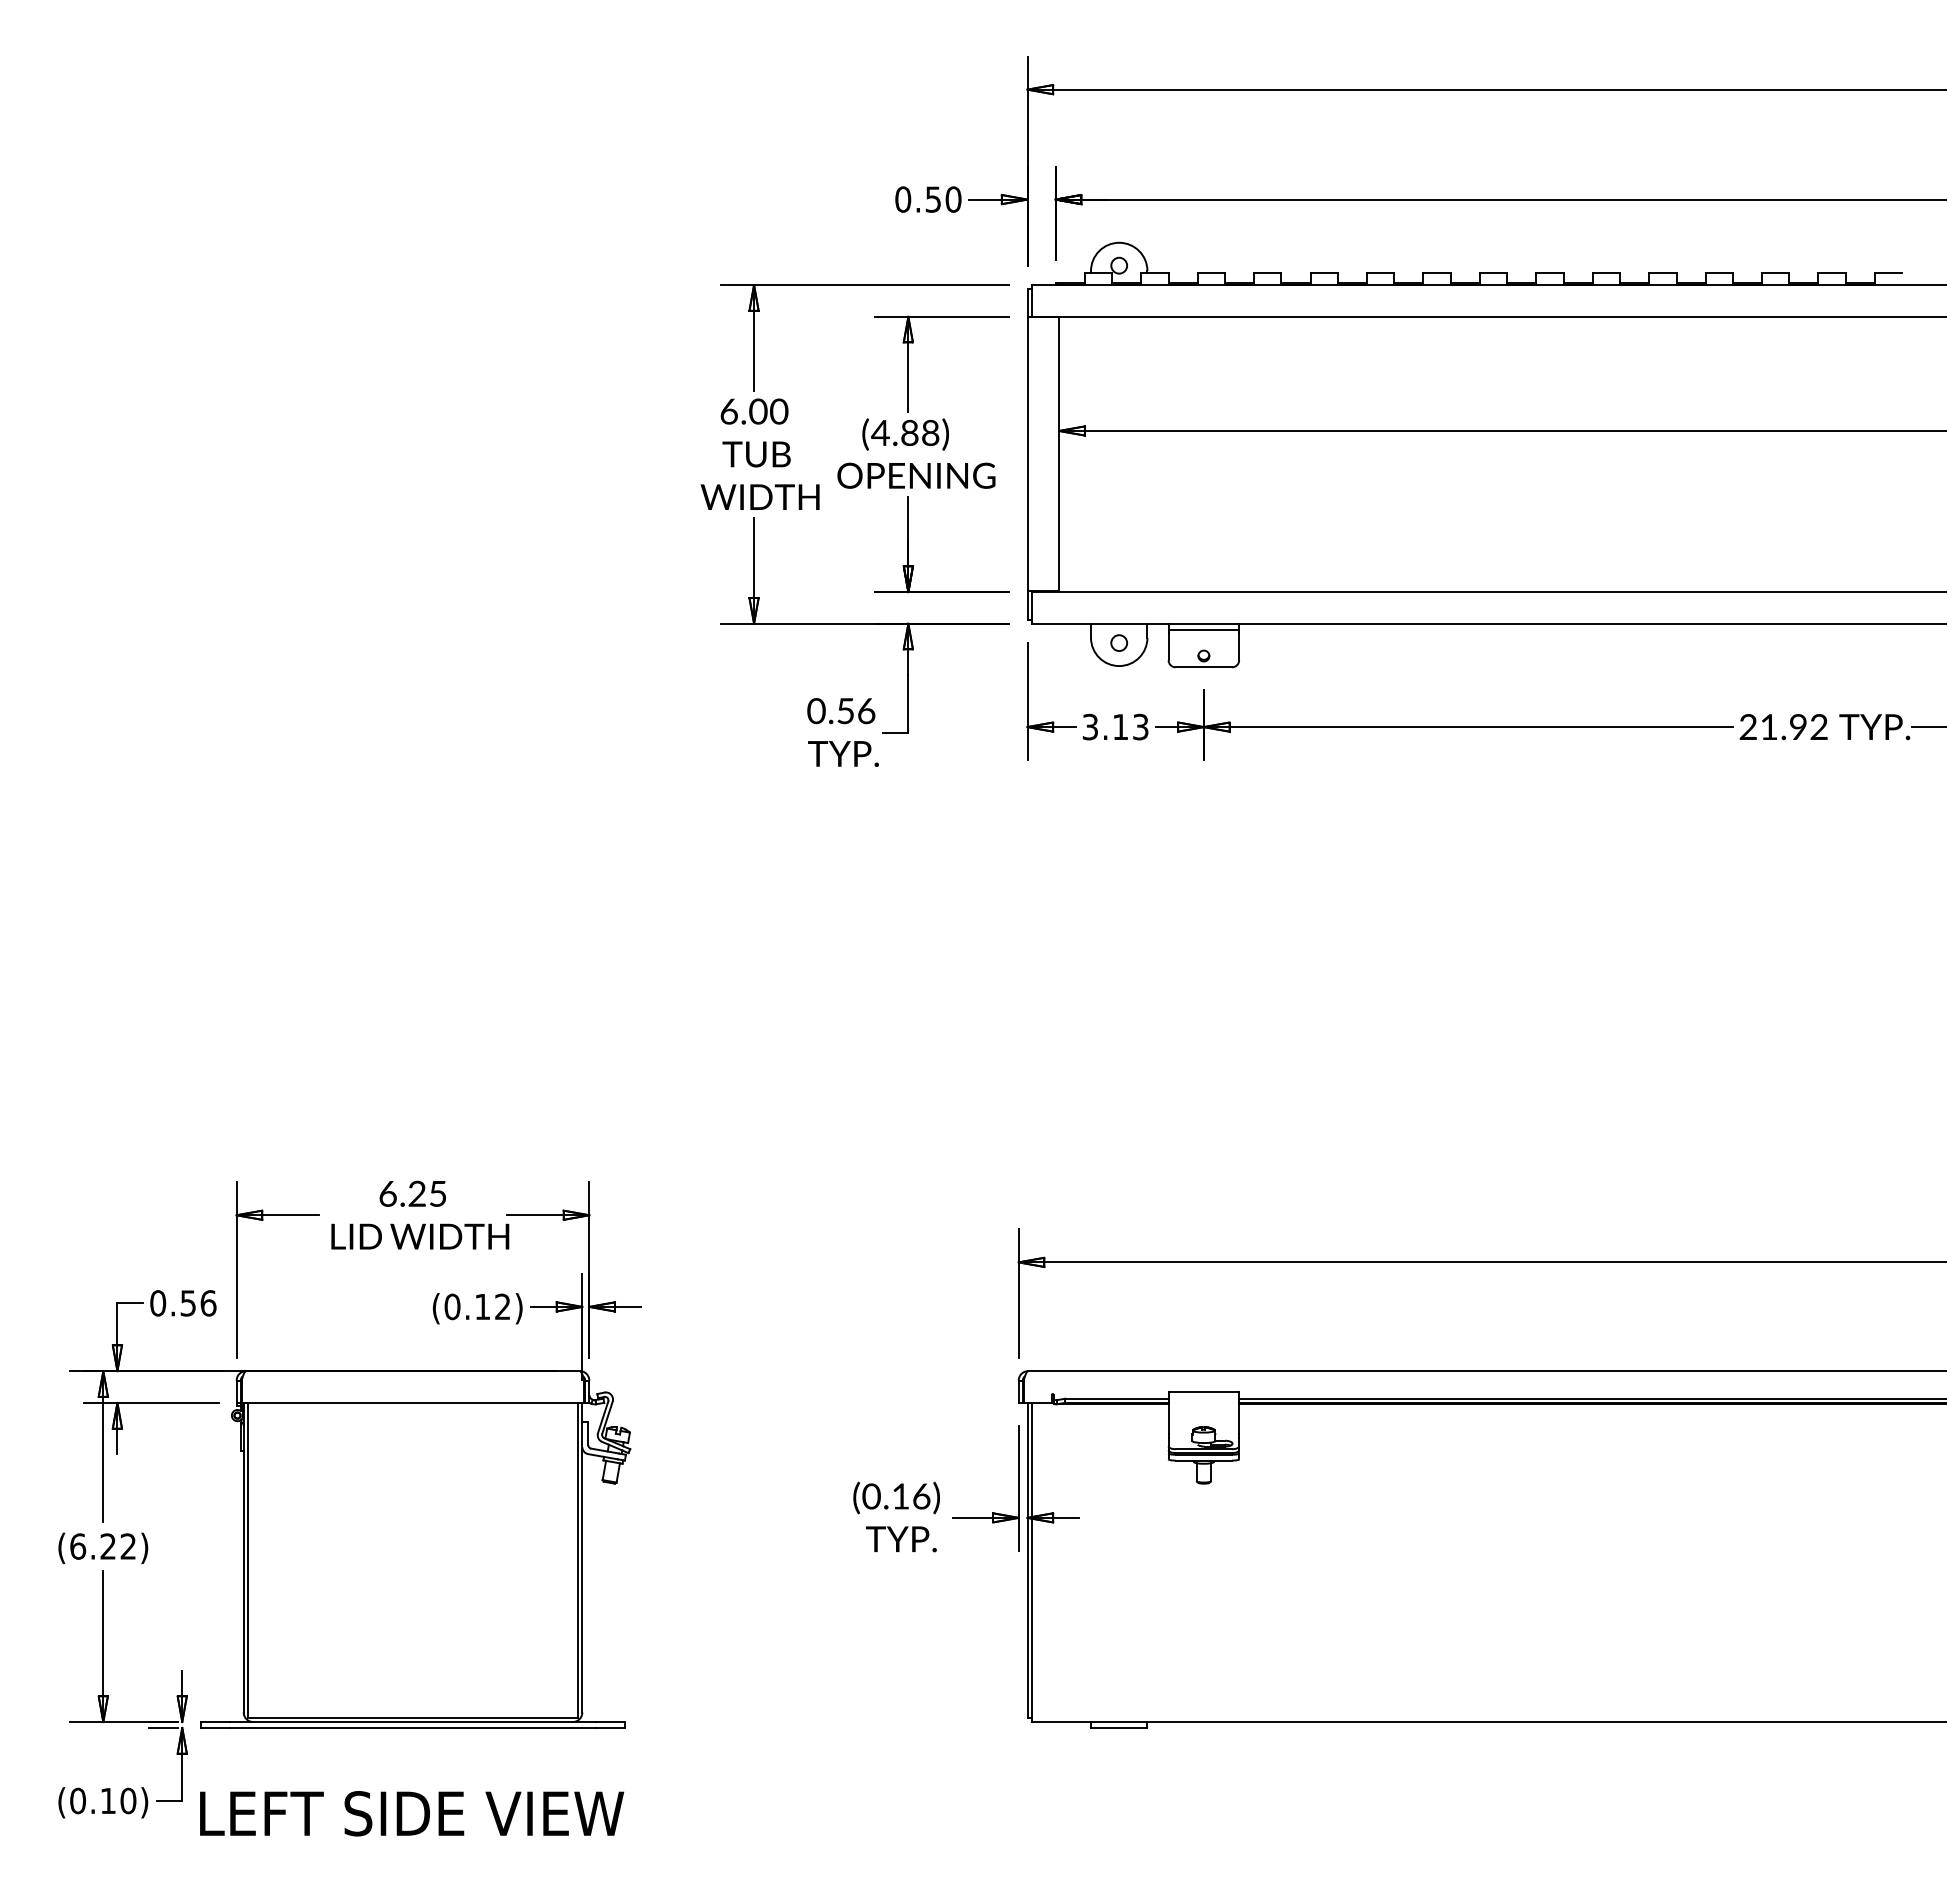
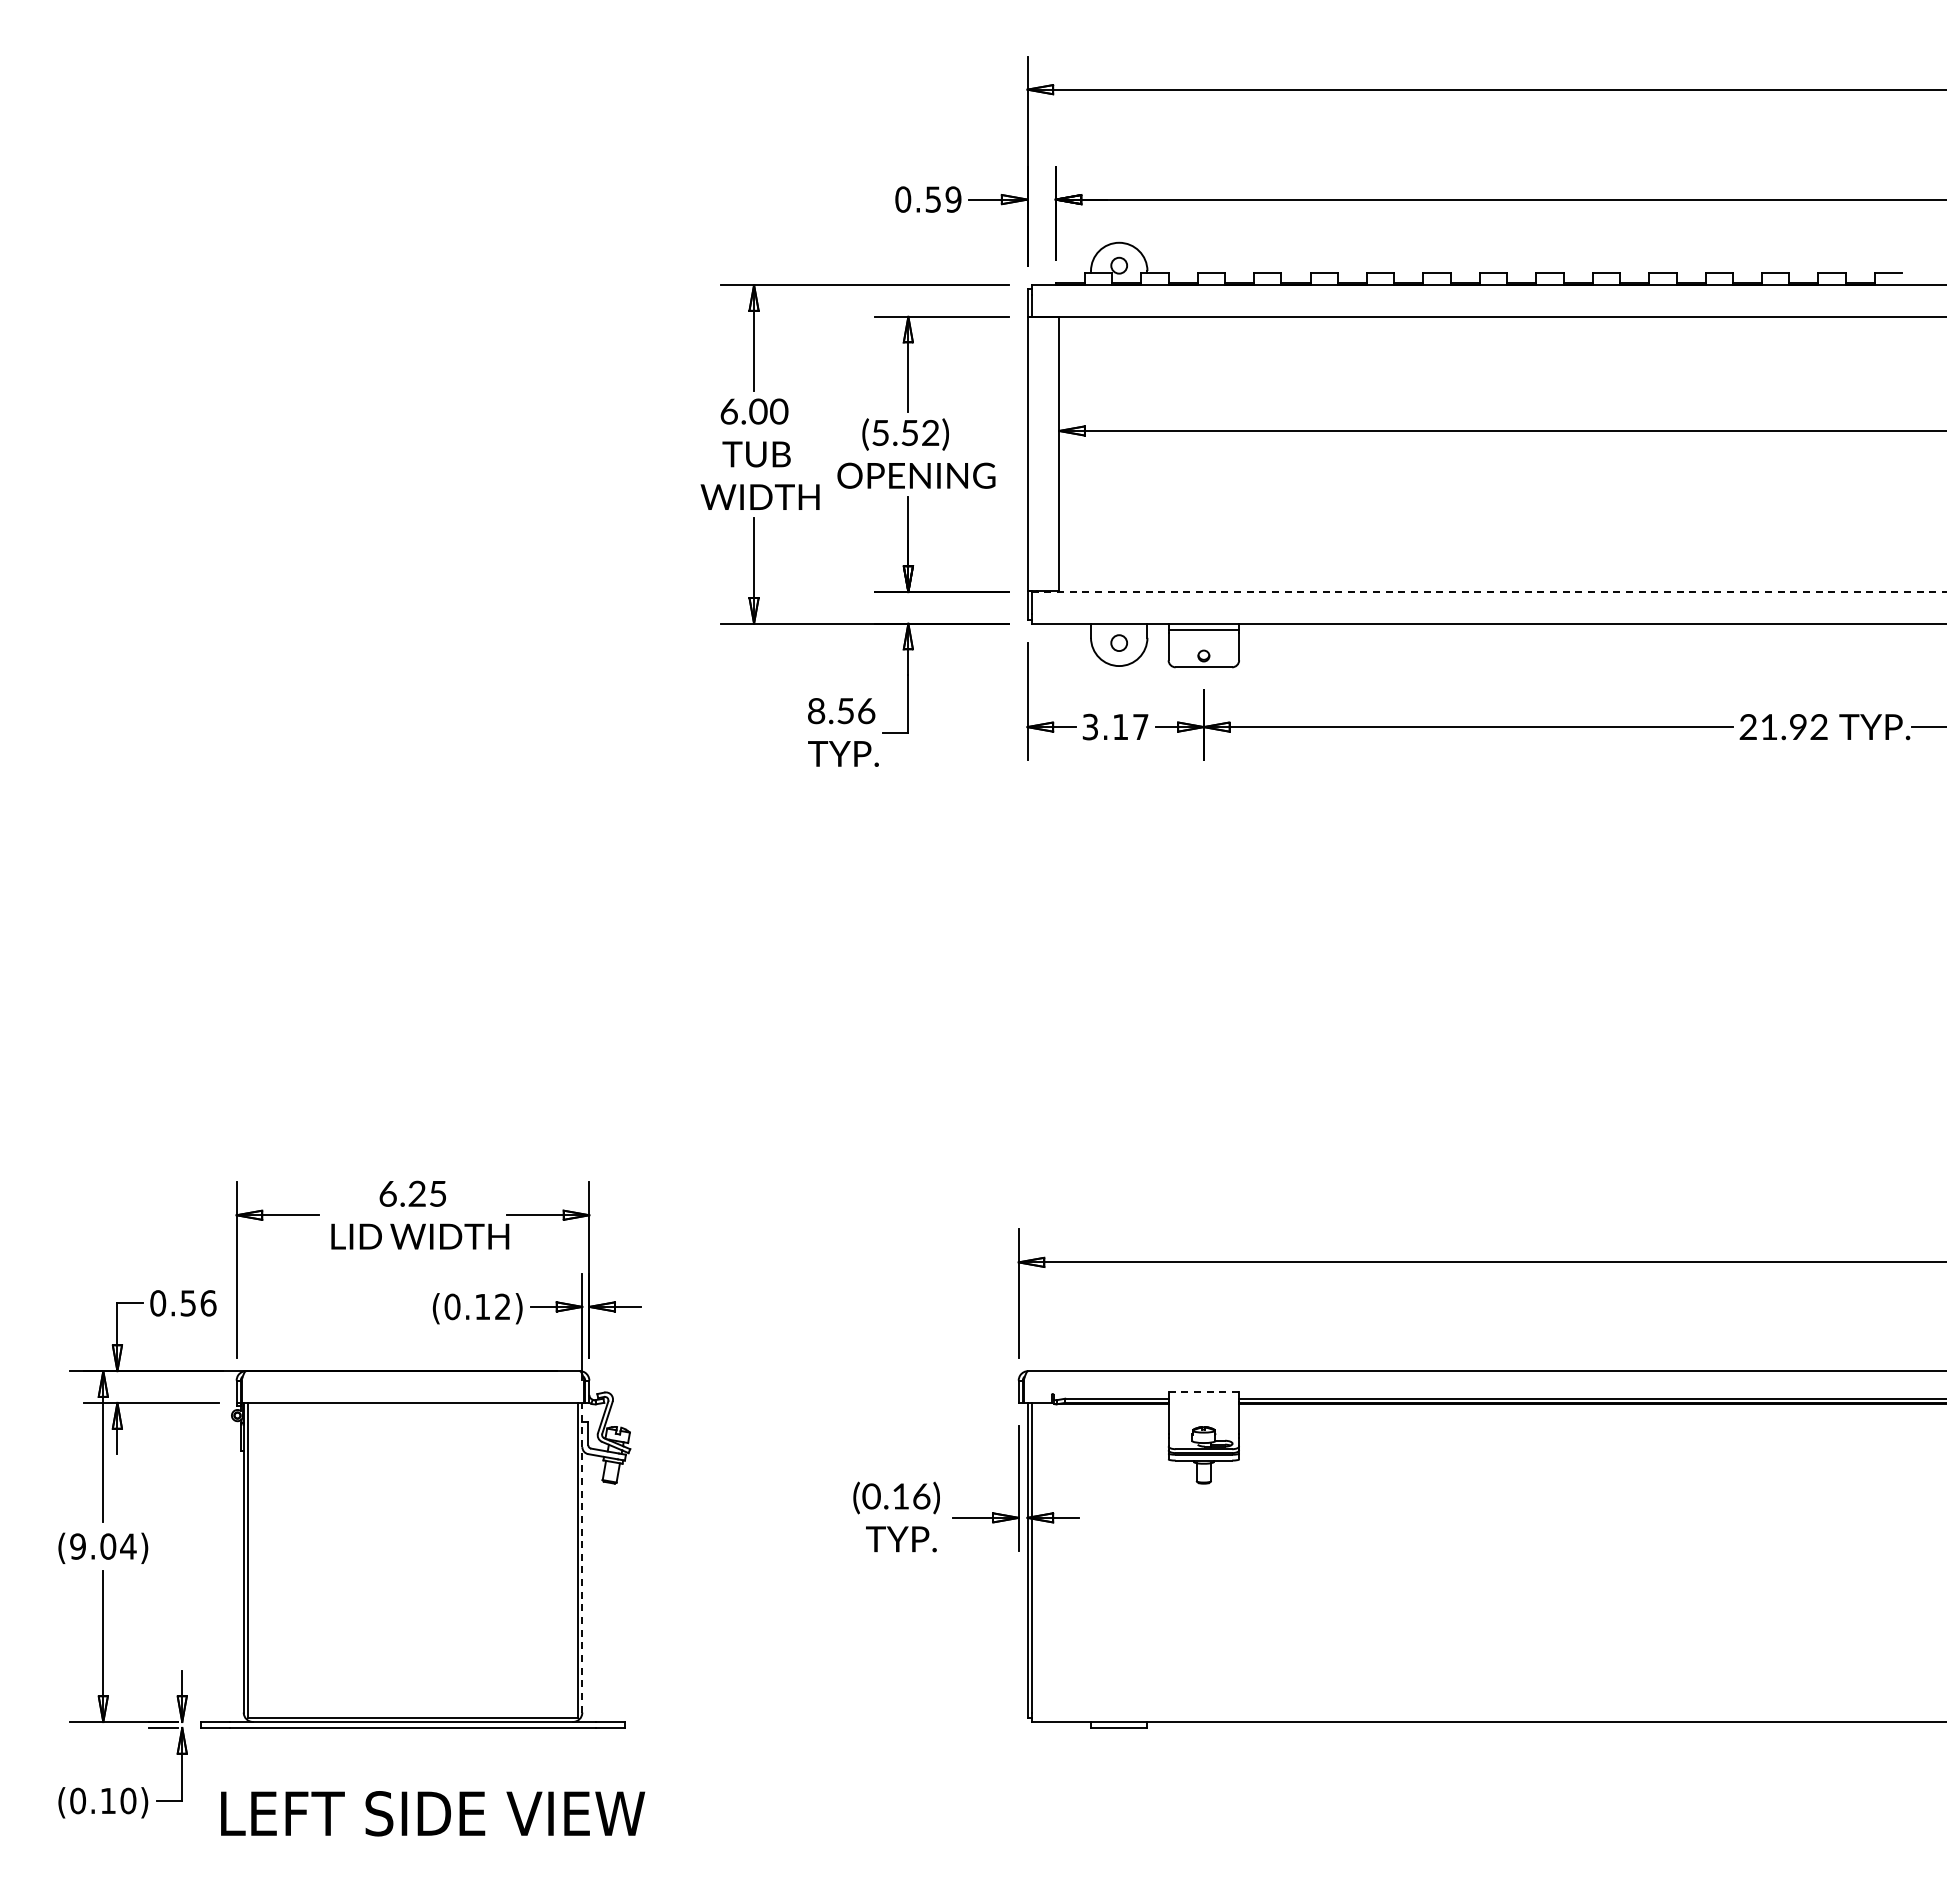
text: 0.50 -> 0.59 (953, 199)
text: (4.88) -> (5.52) (904, 433)
line: solid -> dashed (1489, 592)
text: 0.56 -> 8.56 (816, 711)
text: 3.13 -> 3.17 (1140, 726)
line: solid -> dashed (1204, 1392)
text: (6.22) -> (9.04) (103, 1546)
line: solid -> dashed (582, 1557)
text position: (412, 1813) -> (433, 1813) (433, 1813)
